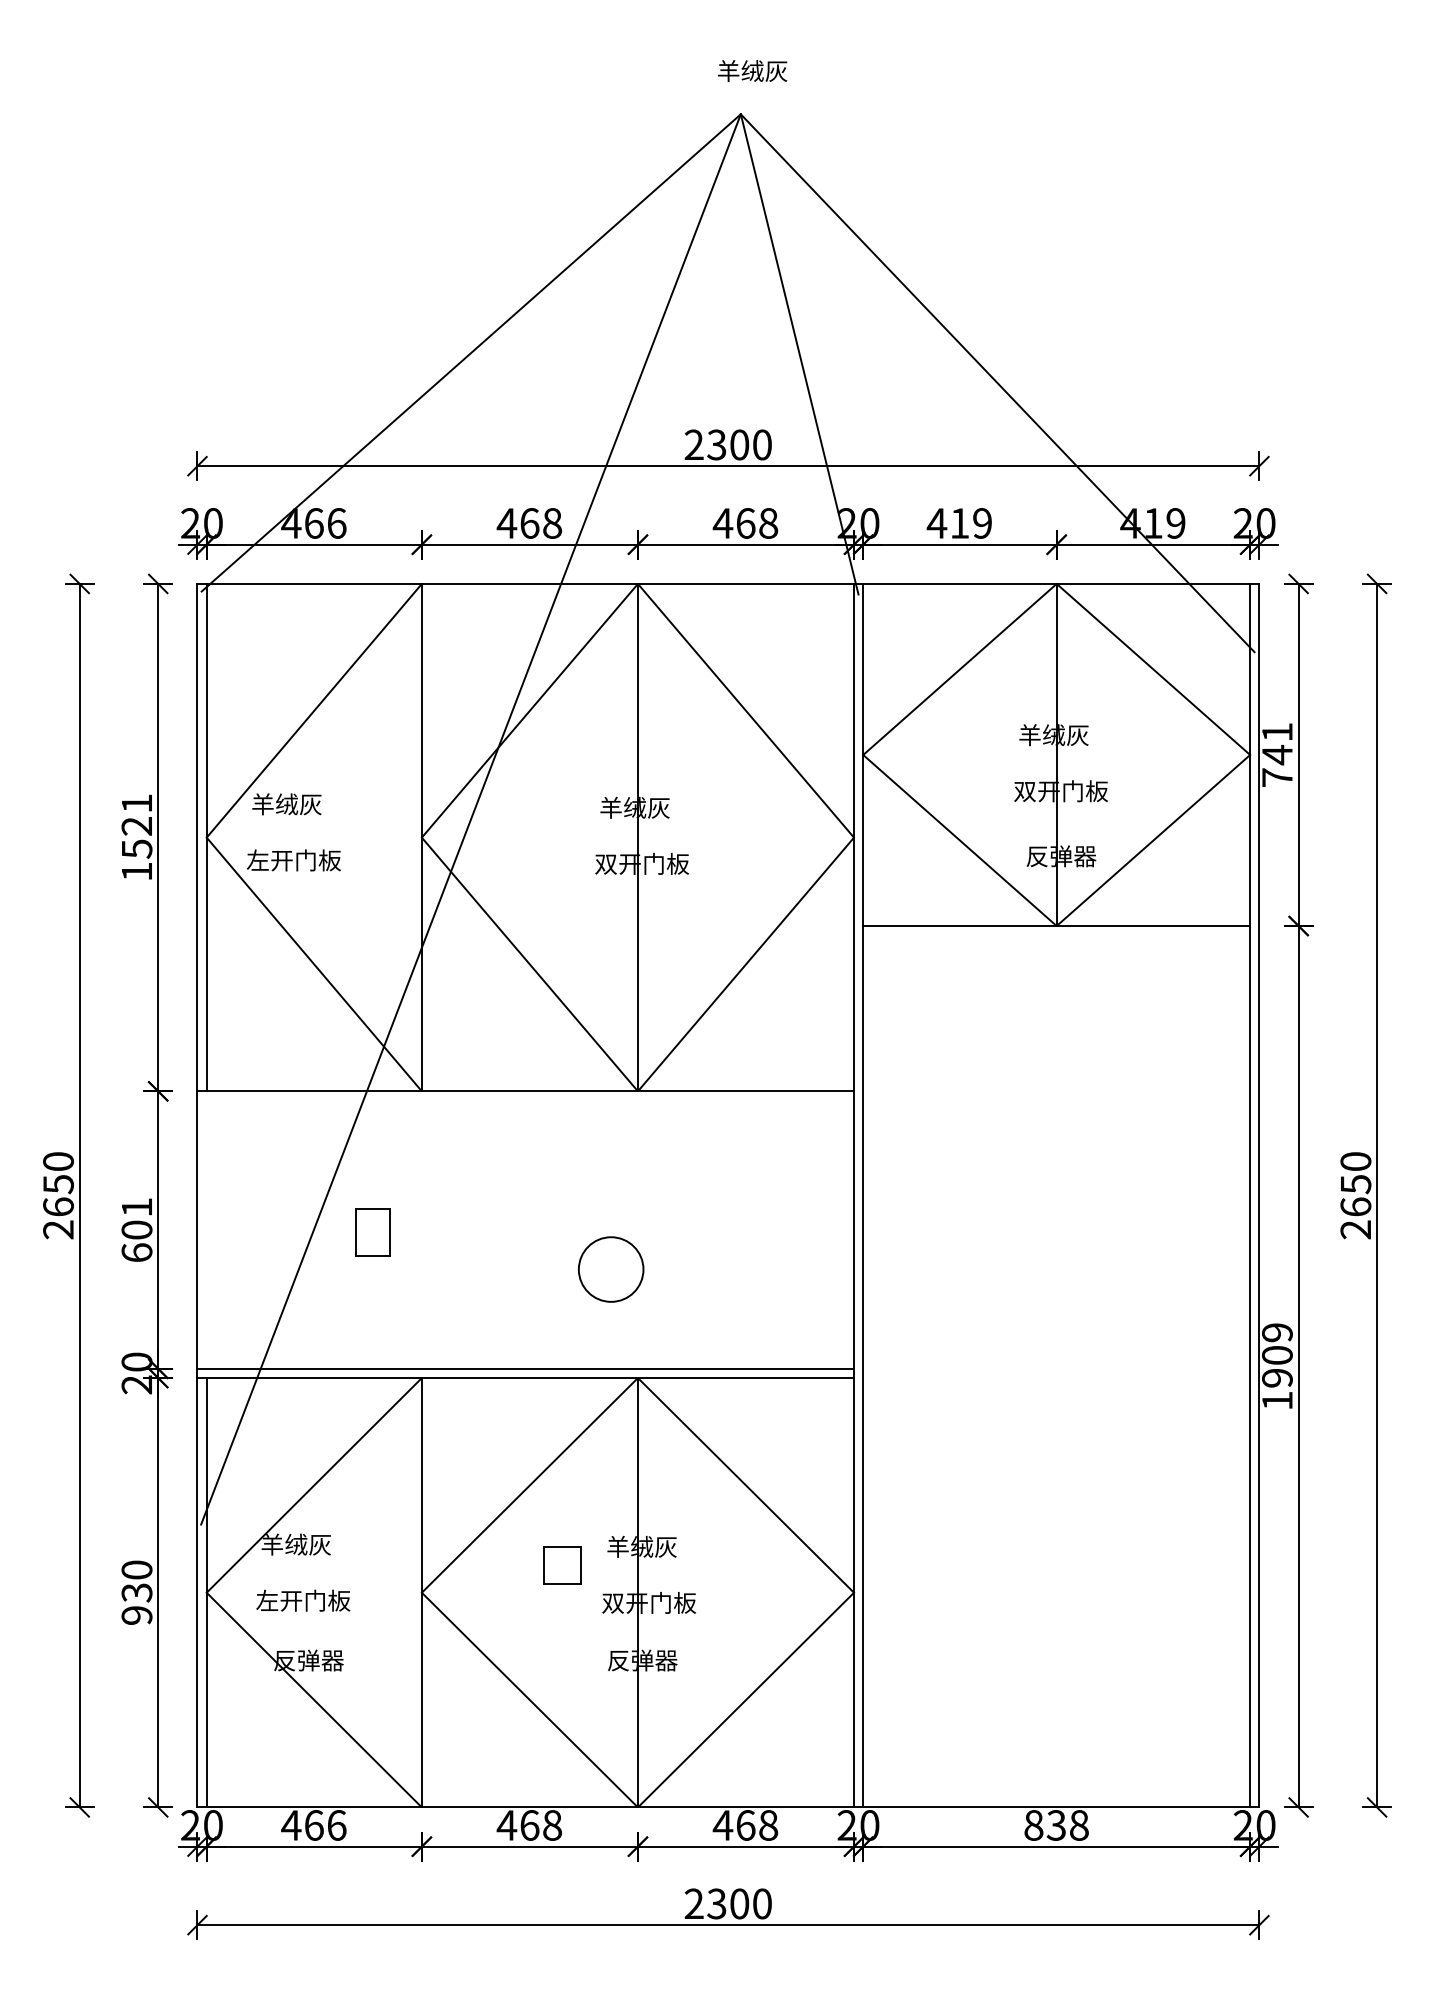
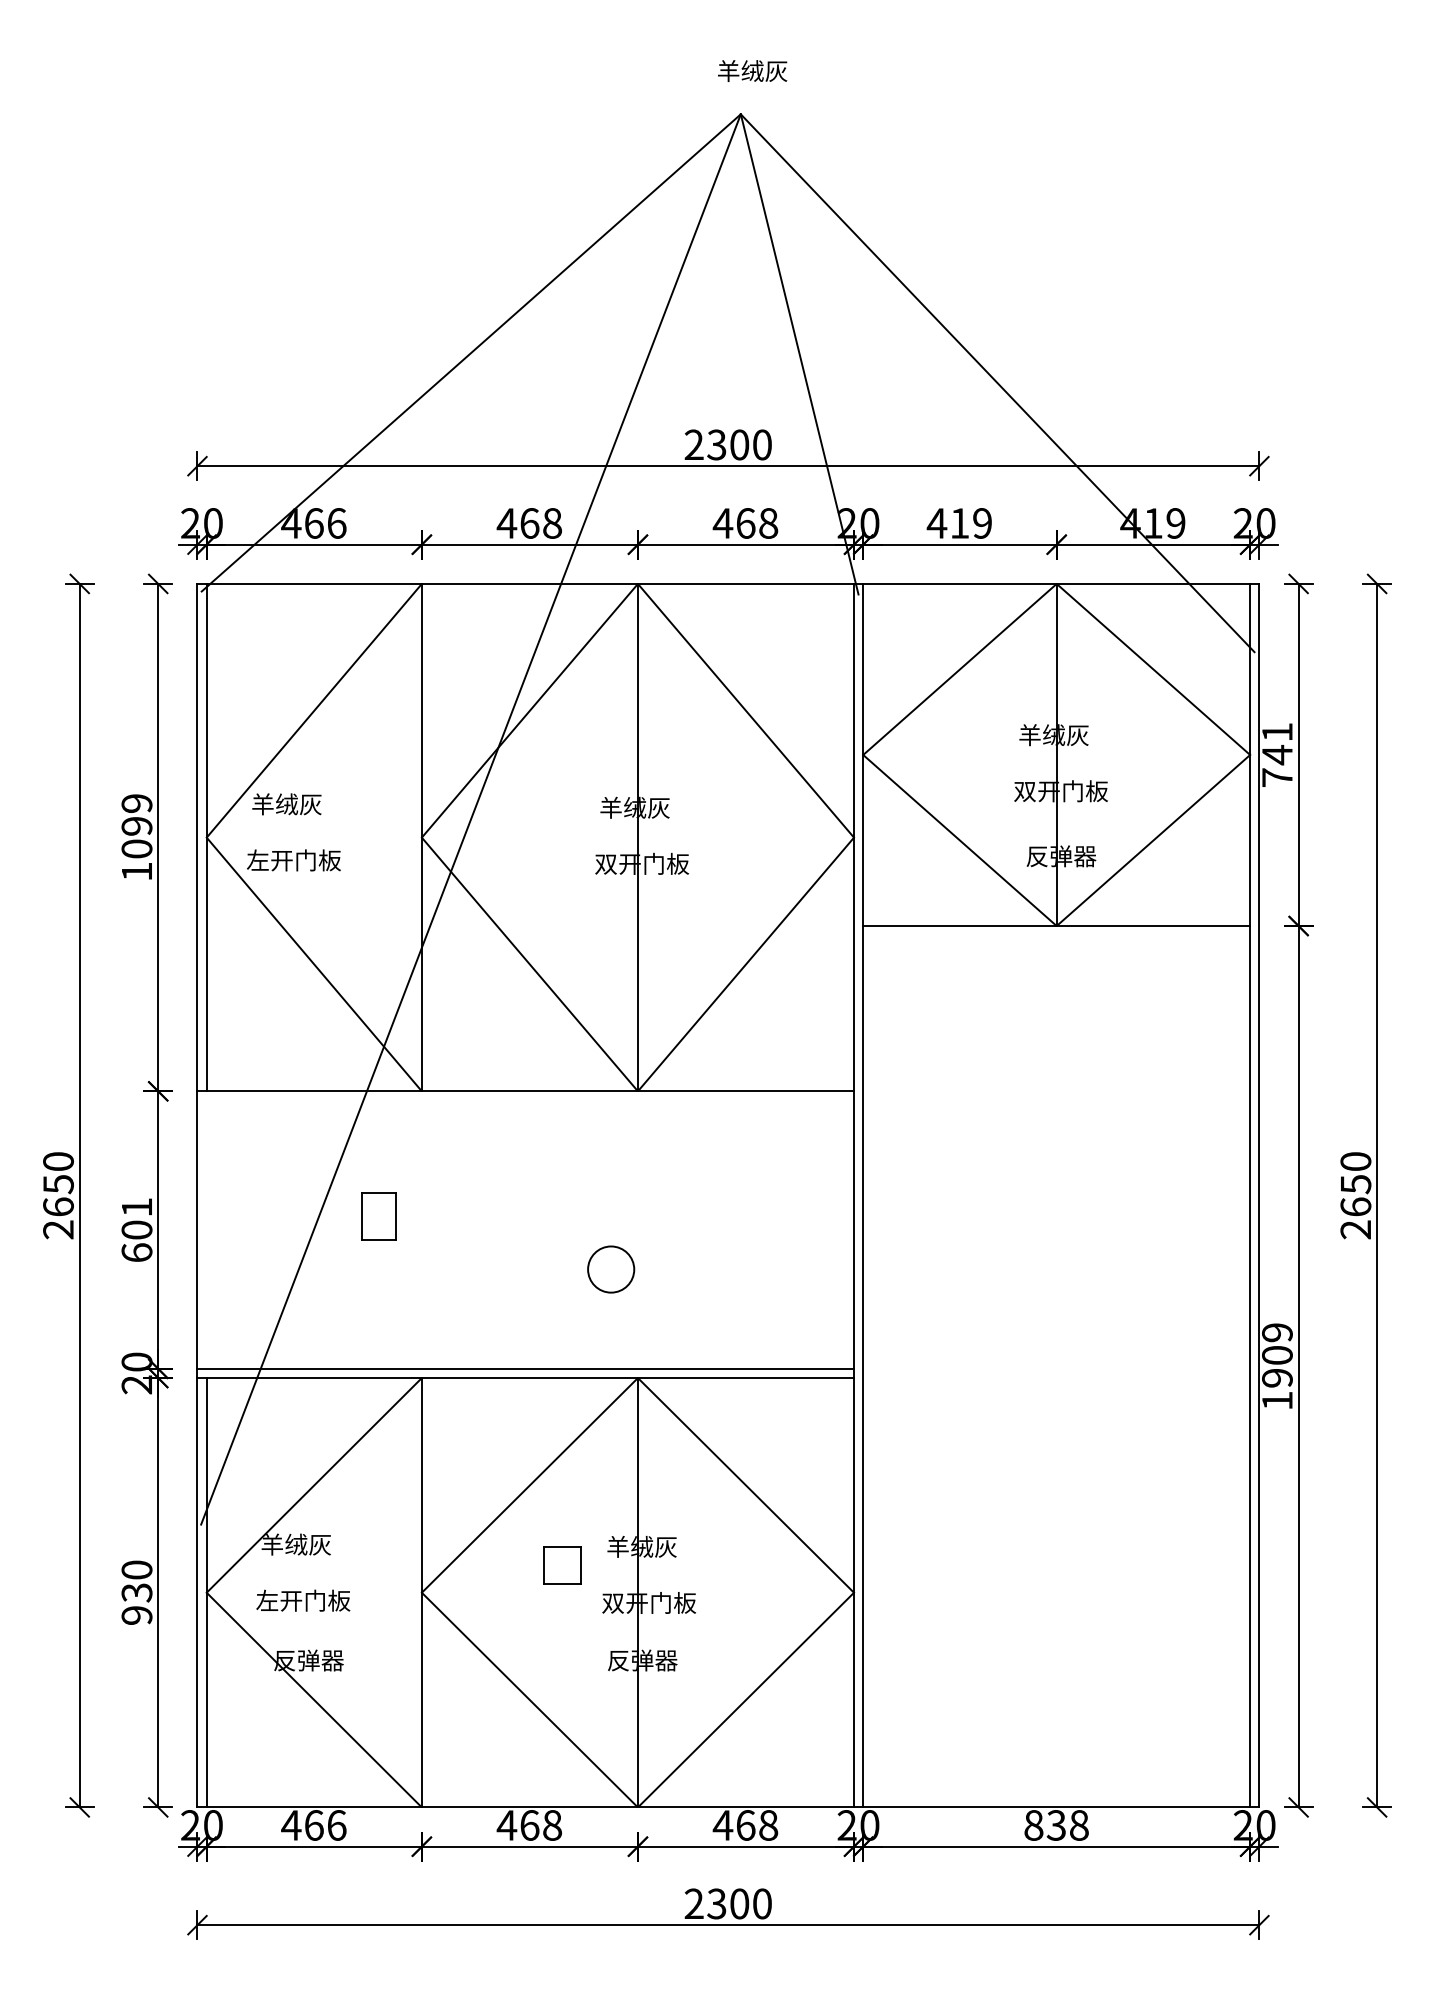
text: 1521 -> 1099 (136, 826)
part position: (372, 1232) -> (378, 1216) (378, 1216)
circle diameter: 65 px -> 46 px (611, 1269)
